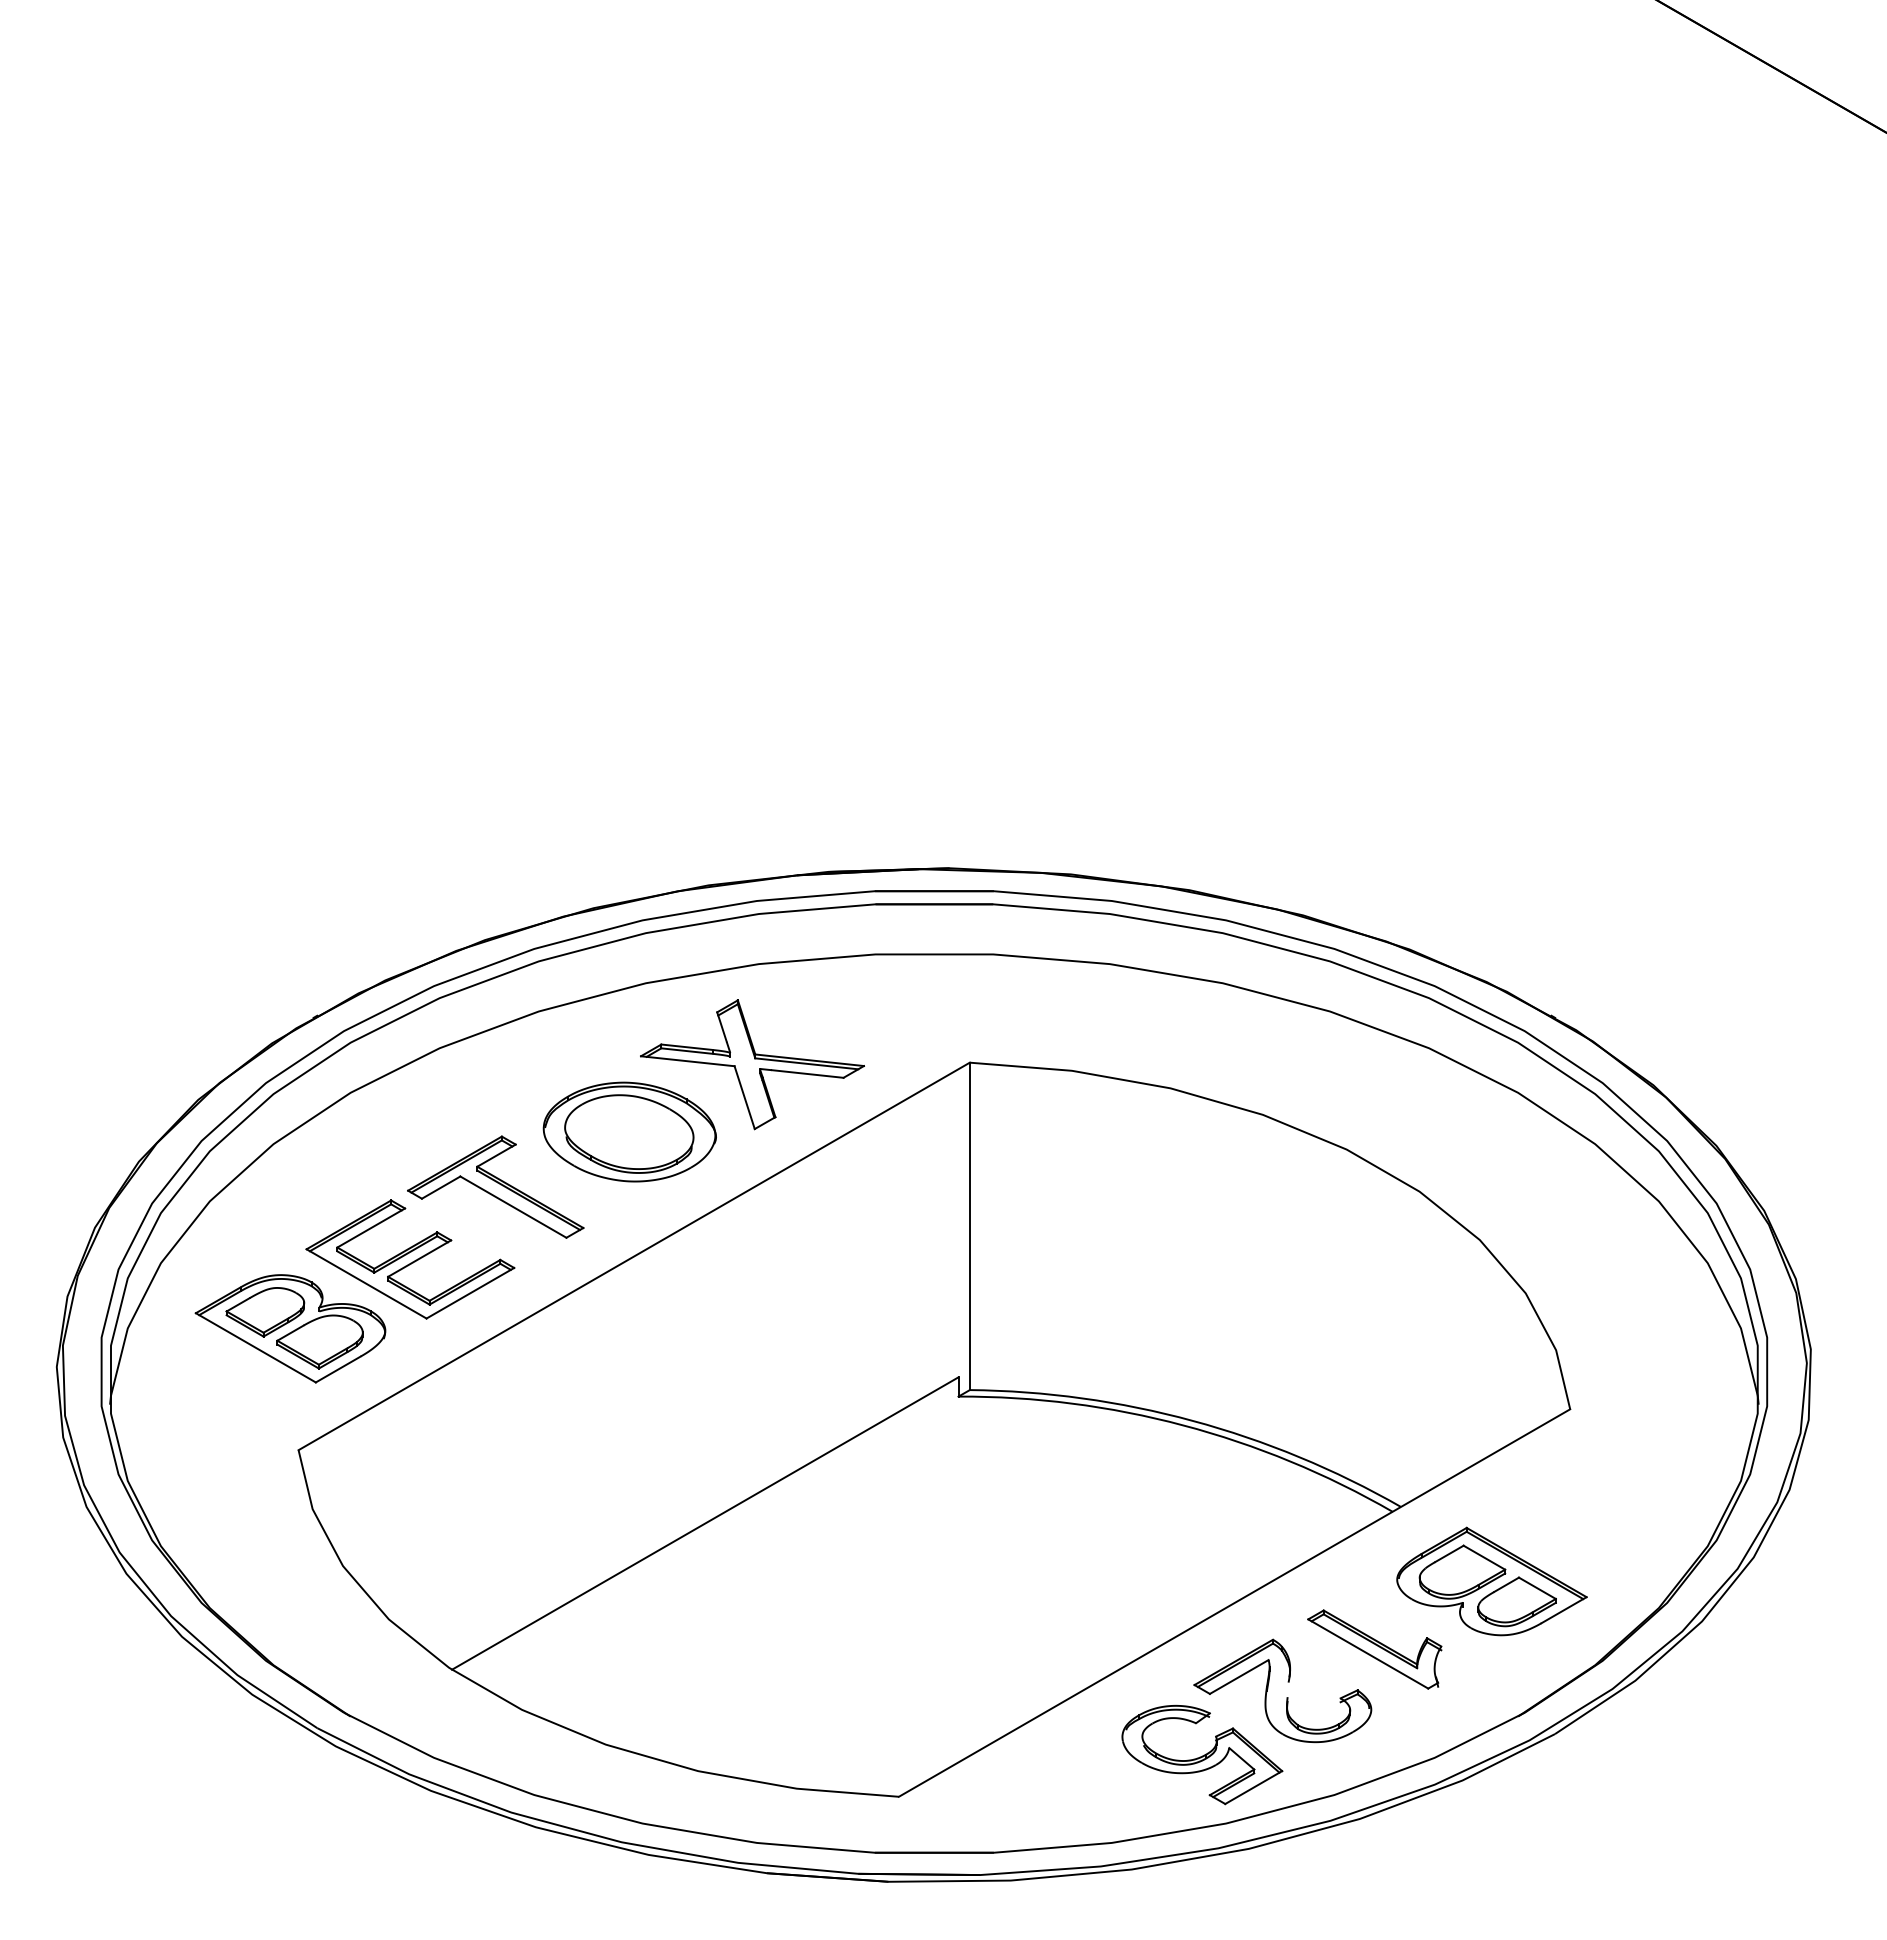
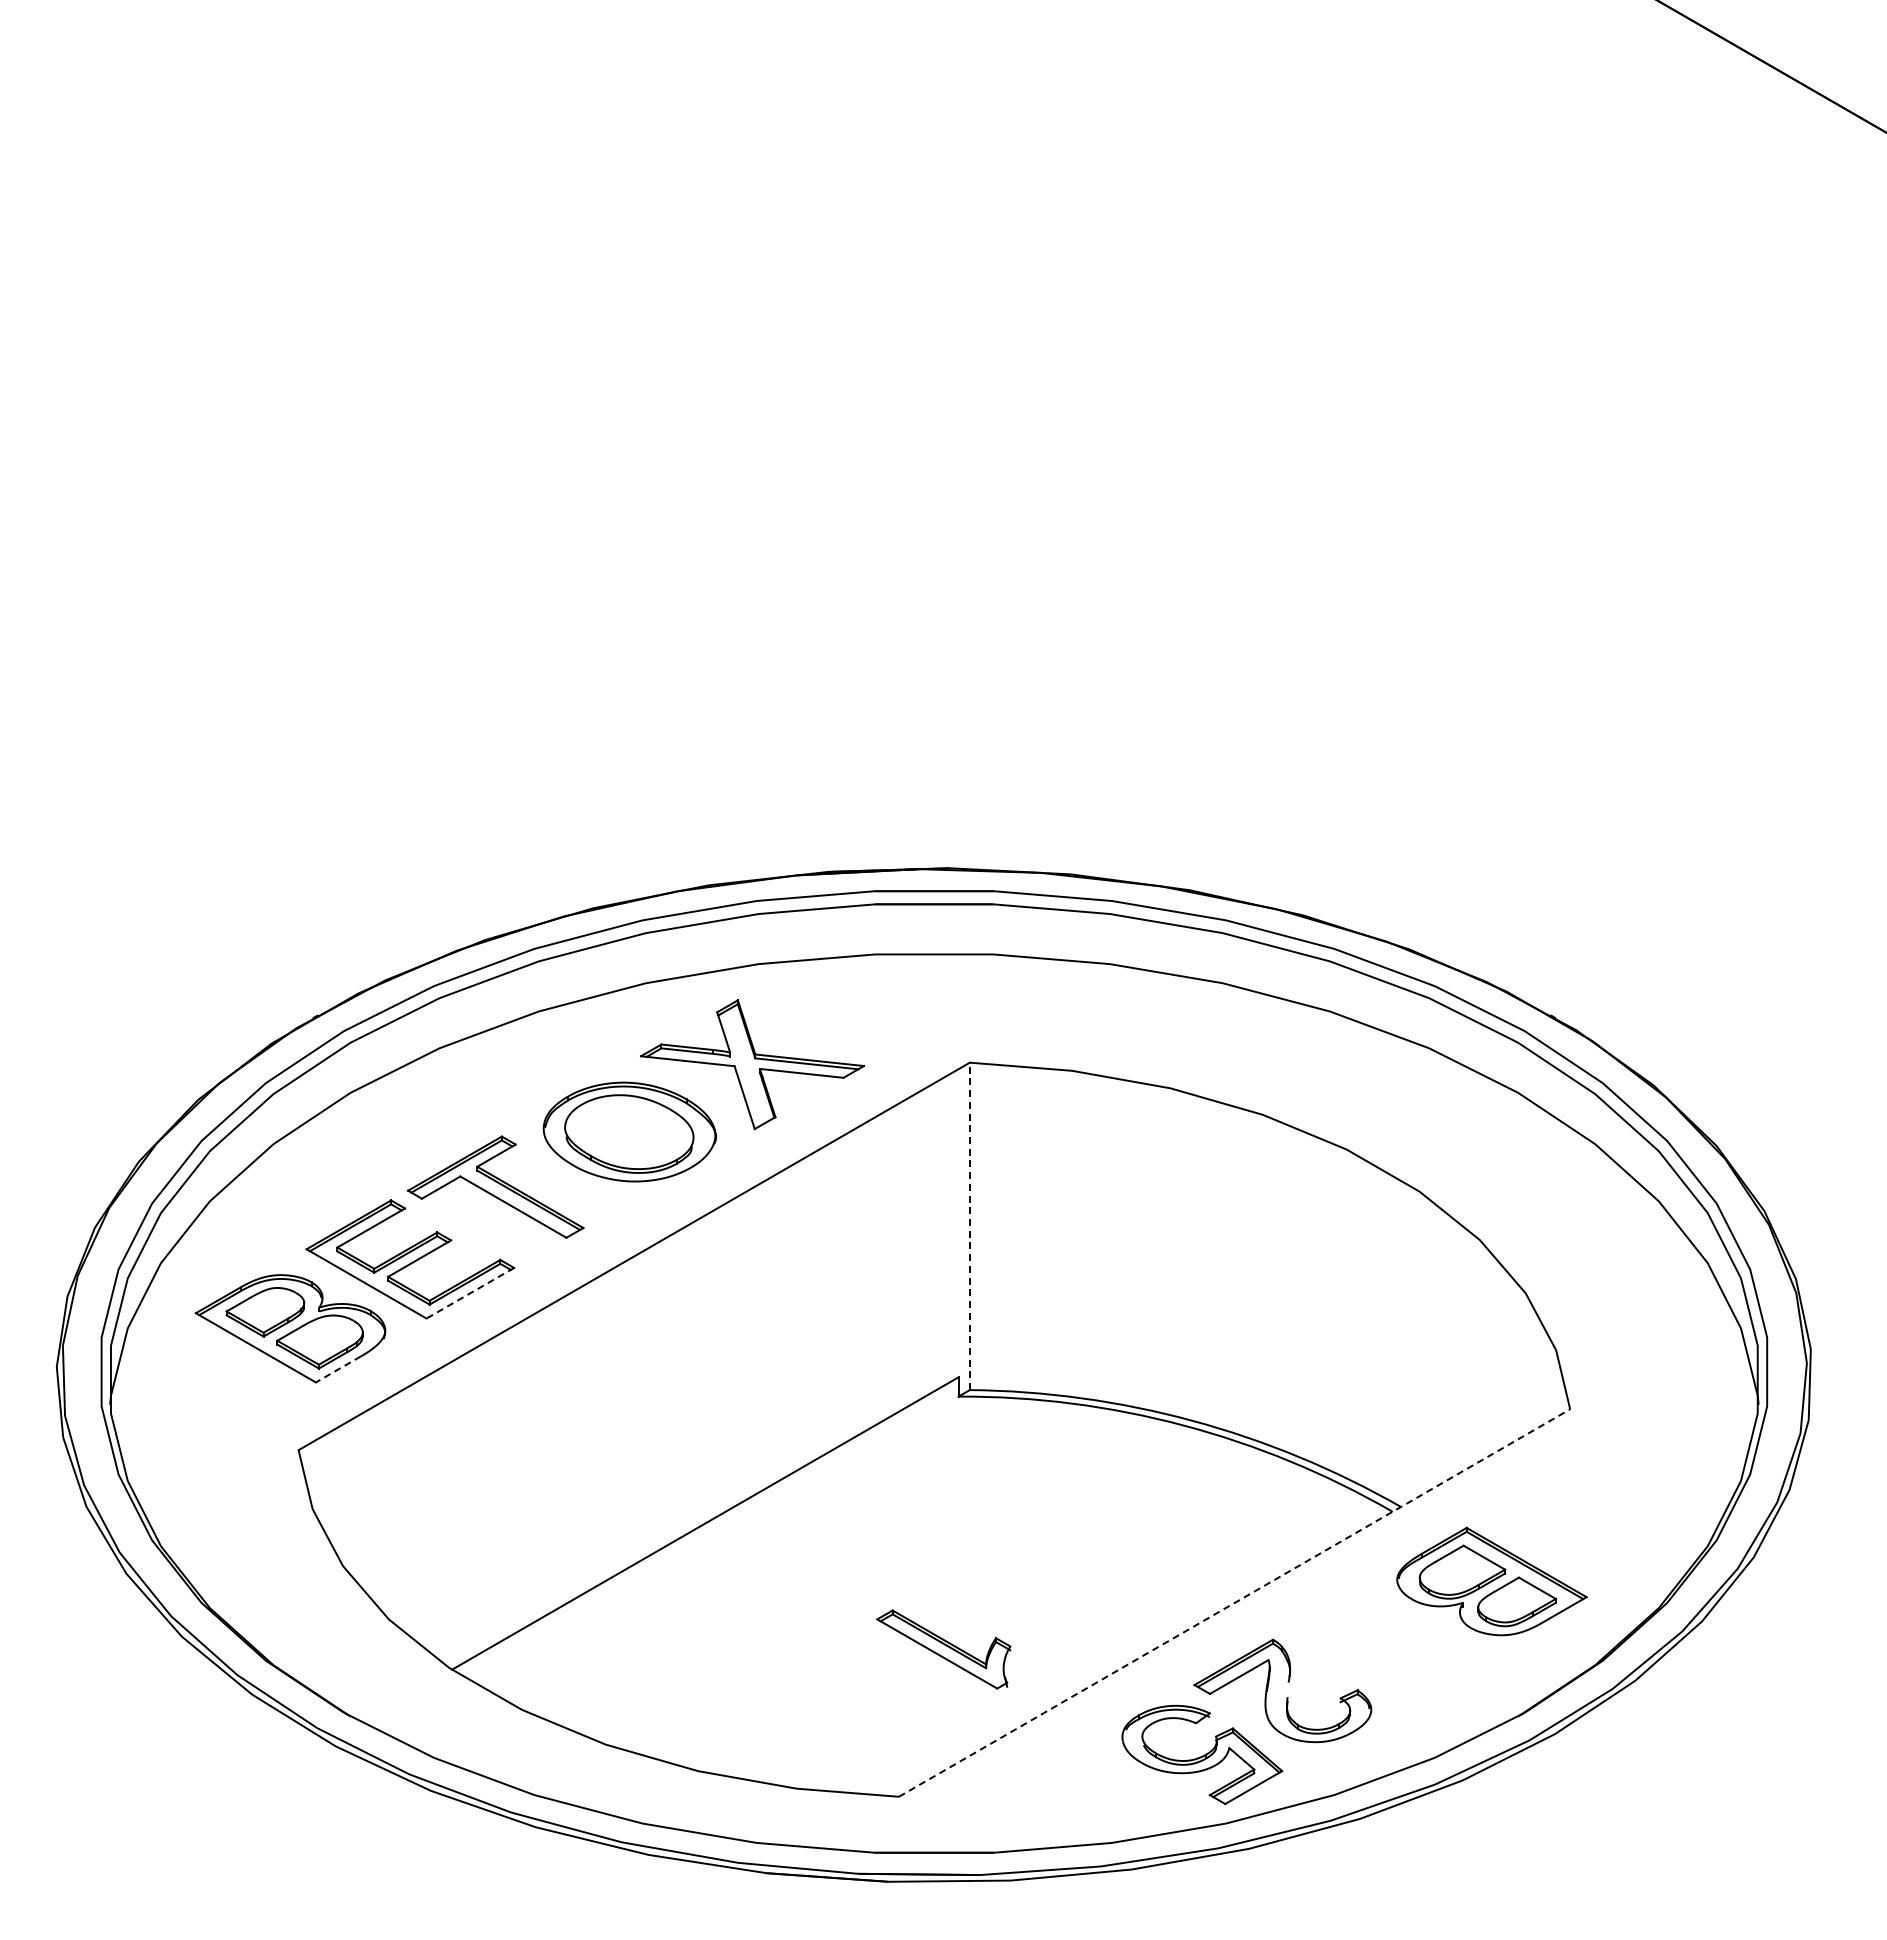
line: solid -> dashed (969, 1226)
line: solid -> dashed (470, 1293)
line: solid -> dashed (338, 1369)
line: solid -> dashed (1234, 1603)
part position: (1374, 1649) -> (943, 1649) (943, 1649)
